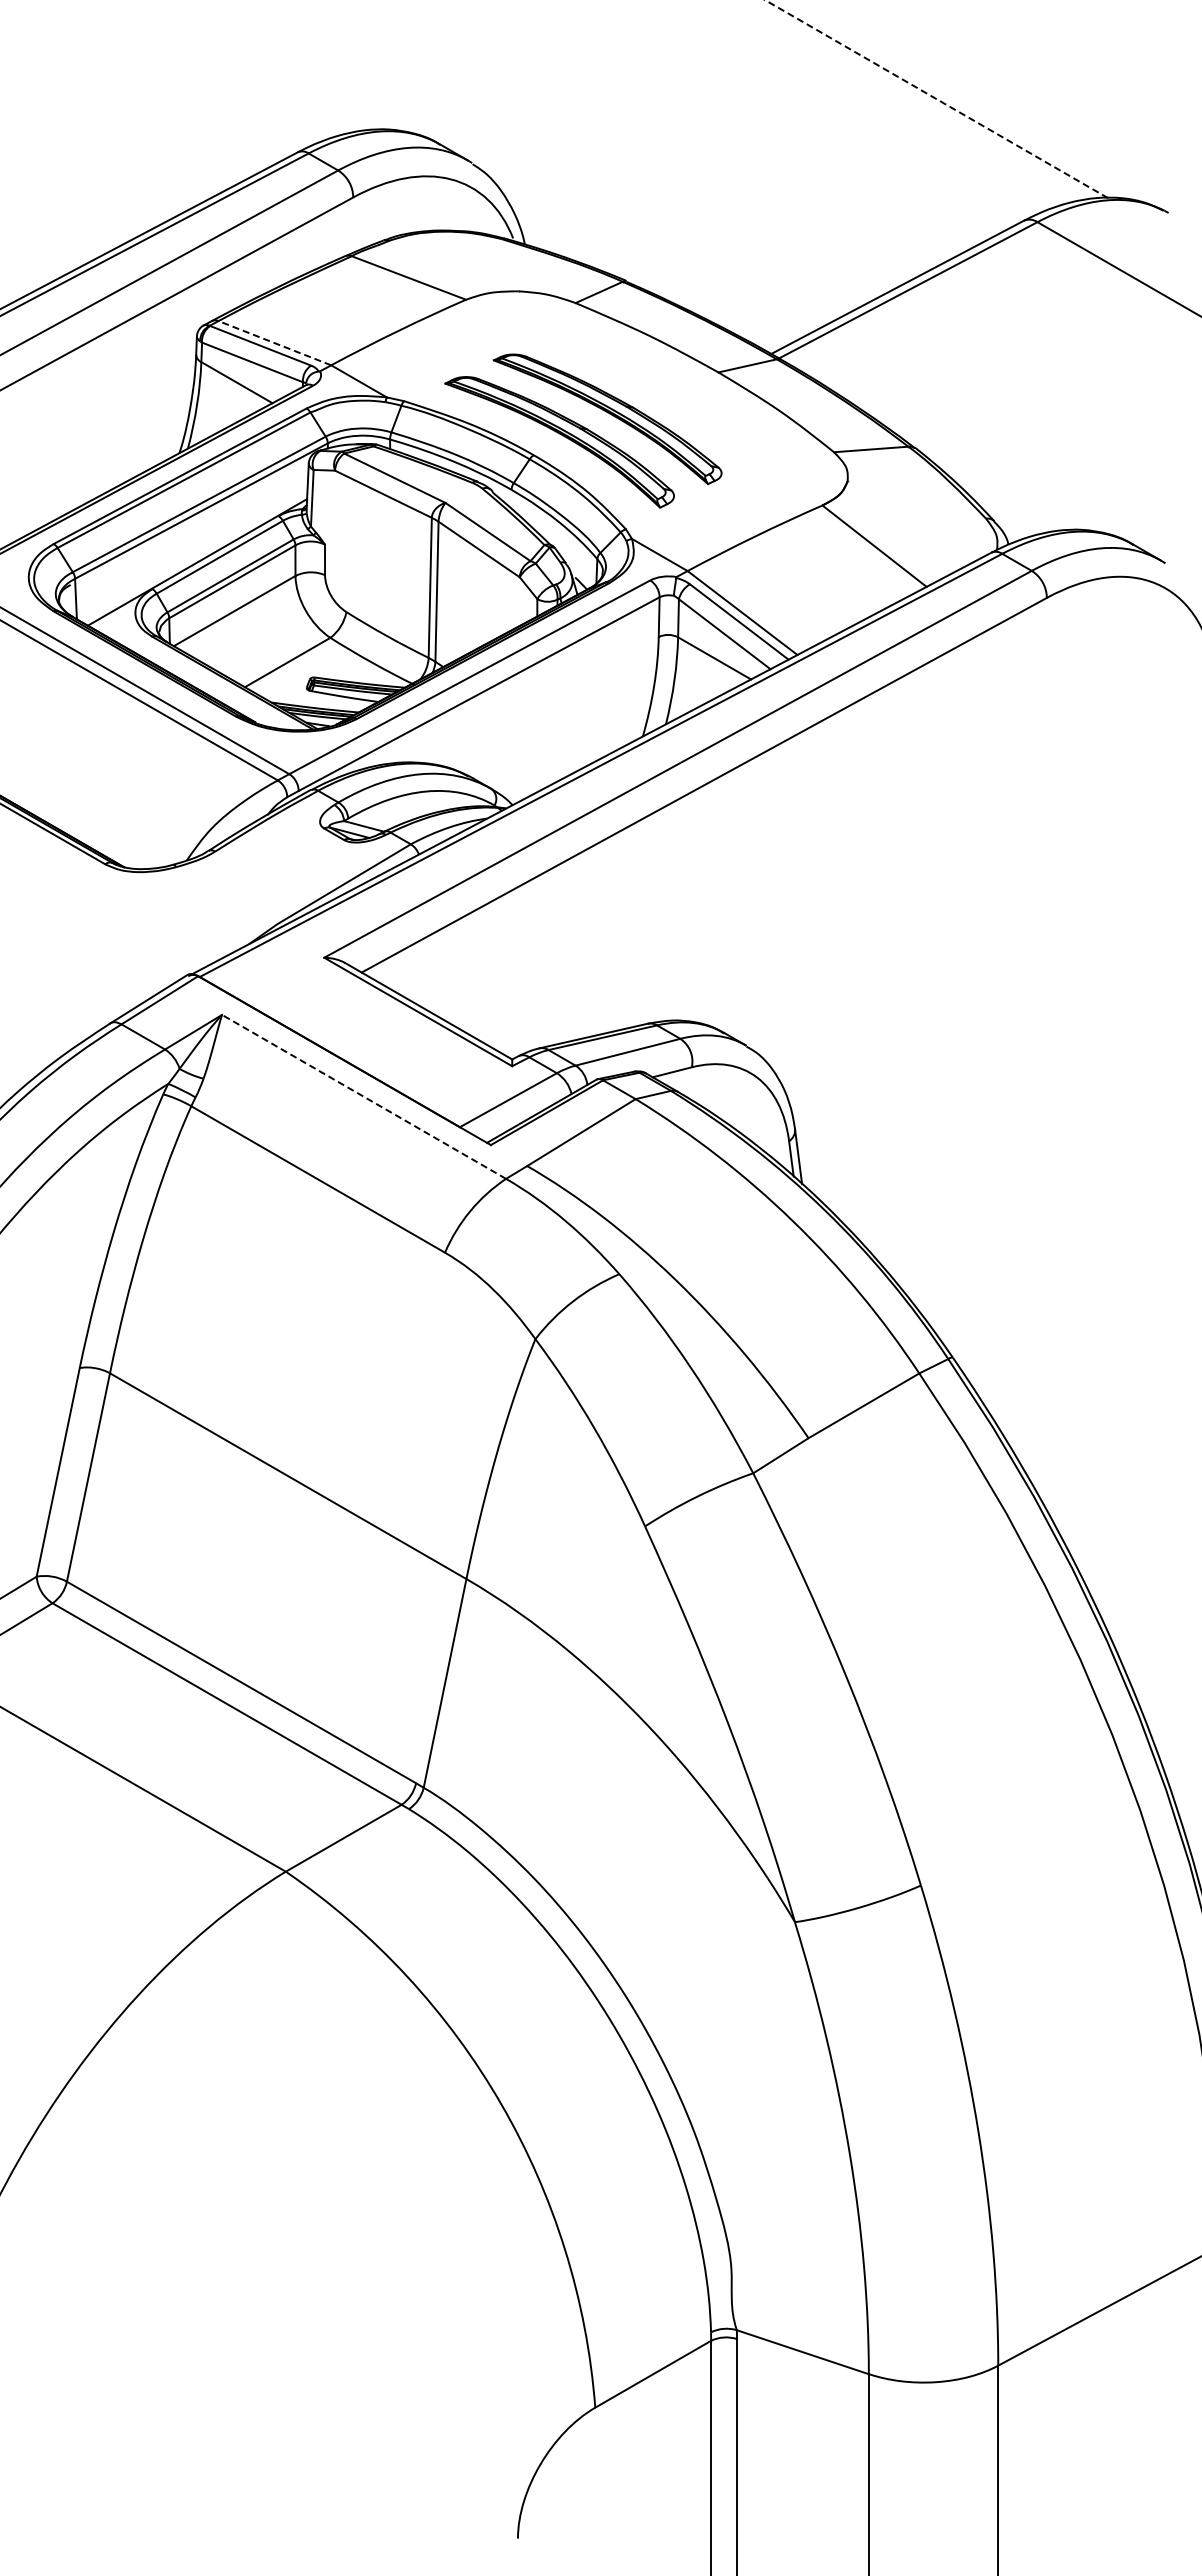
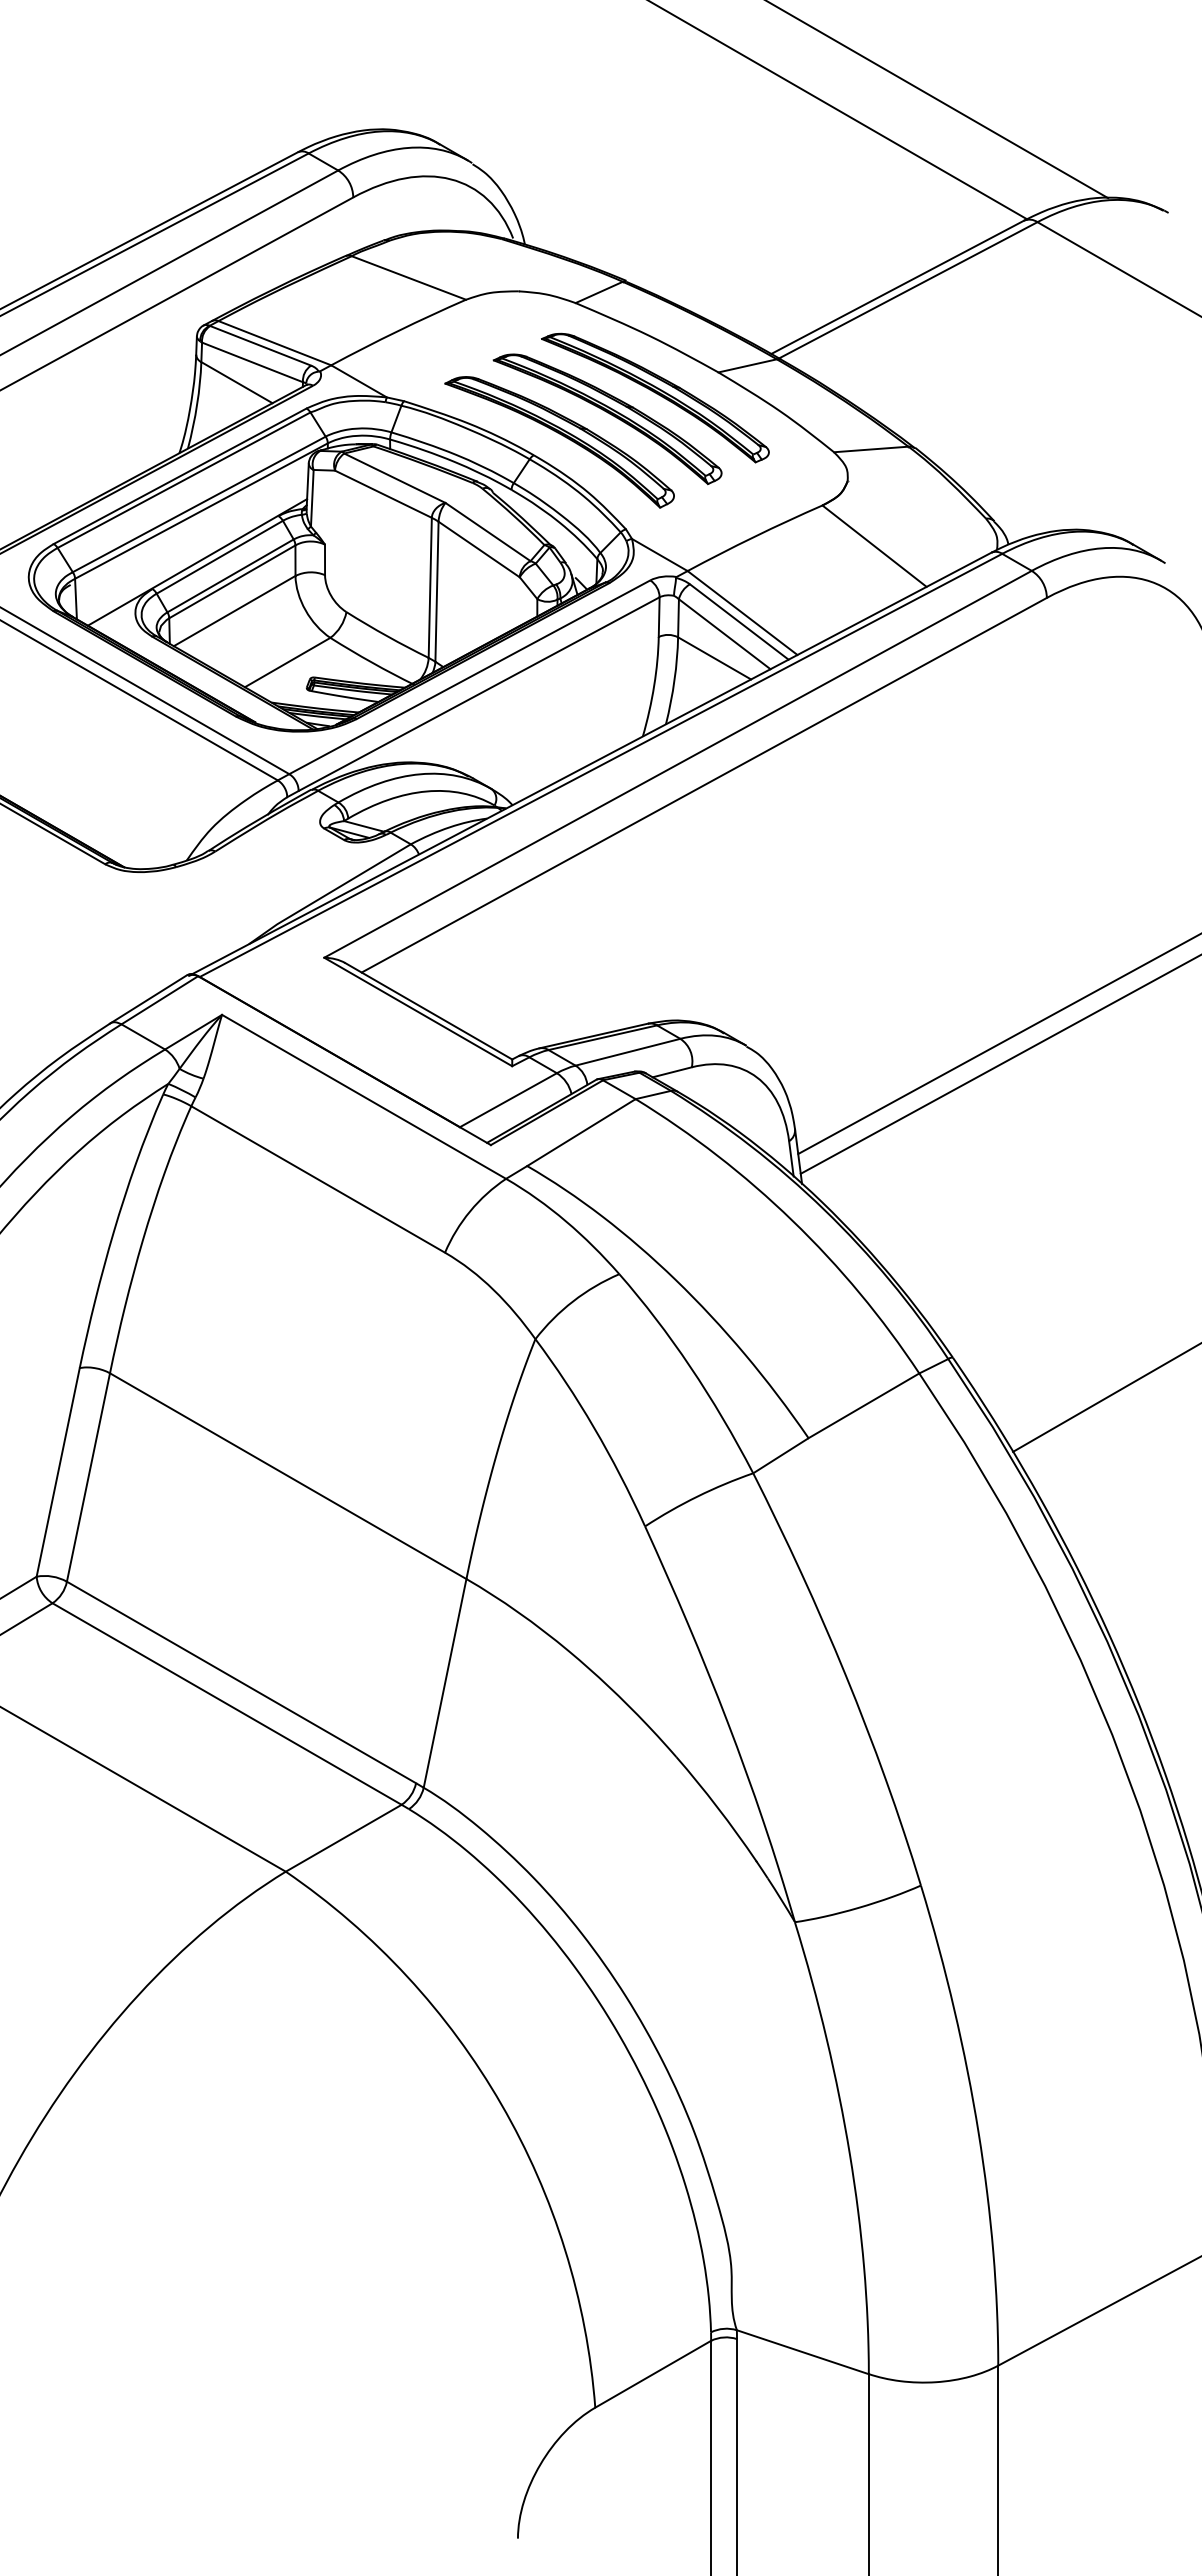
line: dashed -> solid (936, 99)
line: none -> present (839, 110)
line: dashed -> solid (274, 343)
part: none -> present (655, 397)
line: none -> present (998, 1044)
line: none -> present (999, 1064)
line: dashed -> solid (364, 1096)
line: none -> present (1105, 1397)
